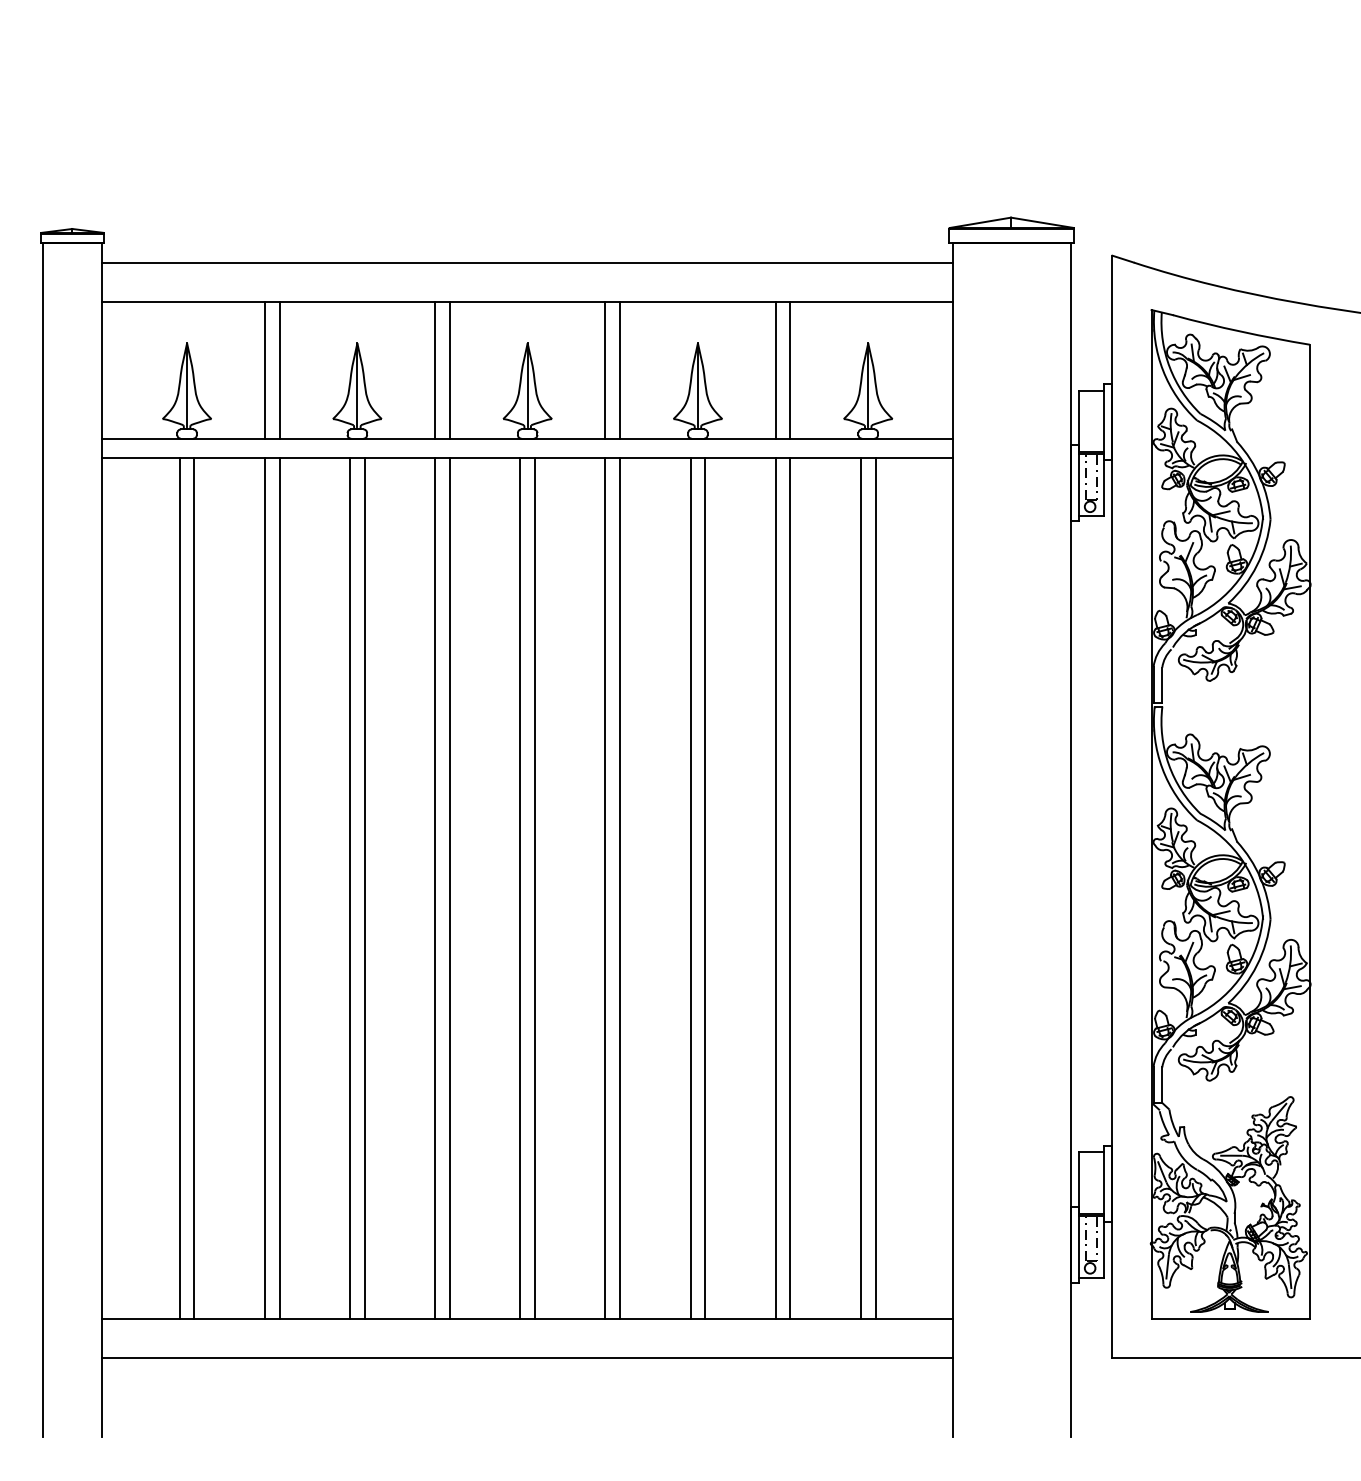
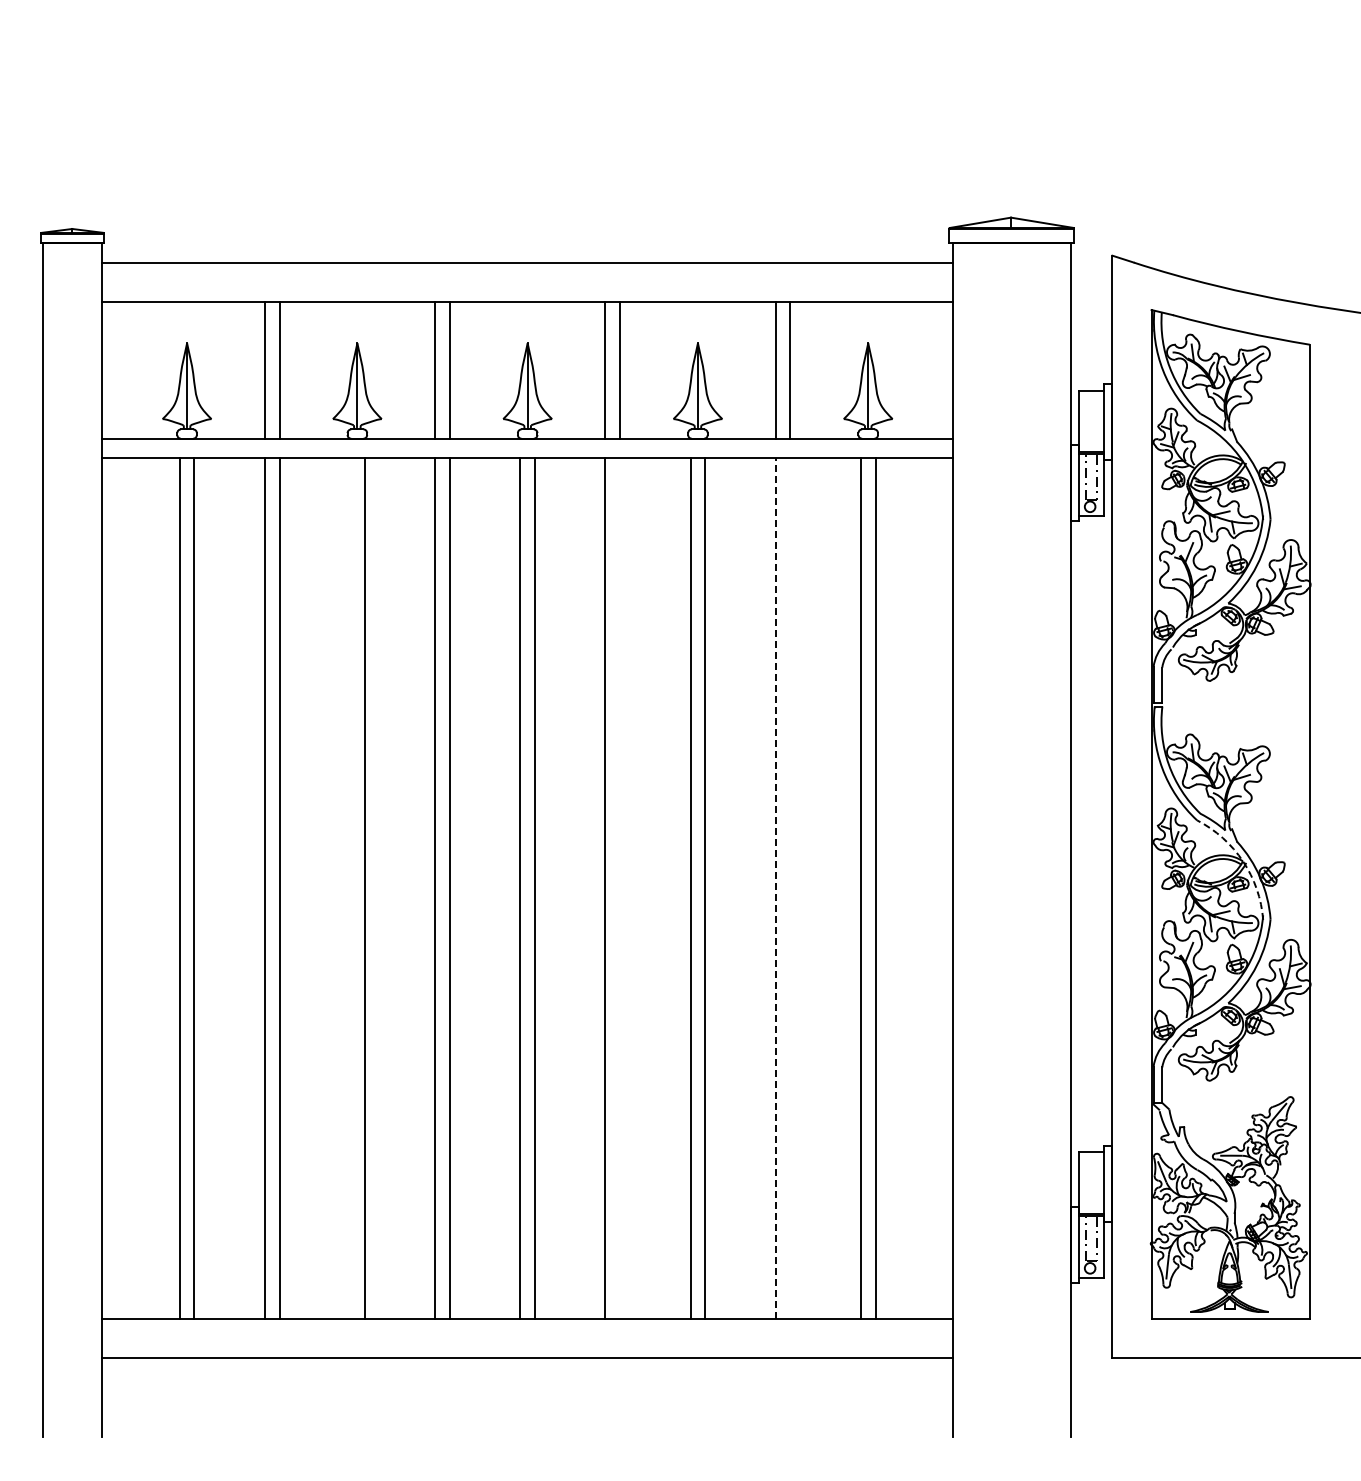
arc: solid -> dashed (1243, 861)
line: present -> none (350, 888)
line: present -> none (620, 888)
line: solid -> dashed (775, 888)
line: present -> none (790, 888)
